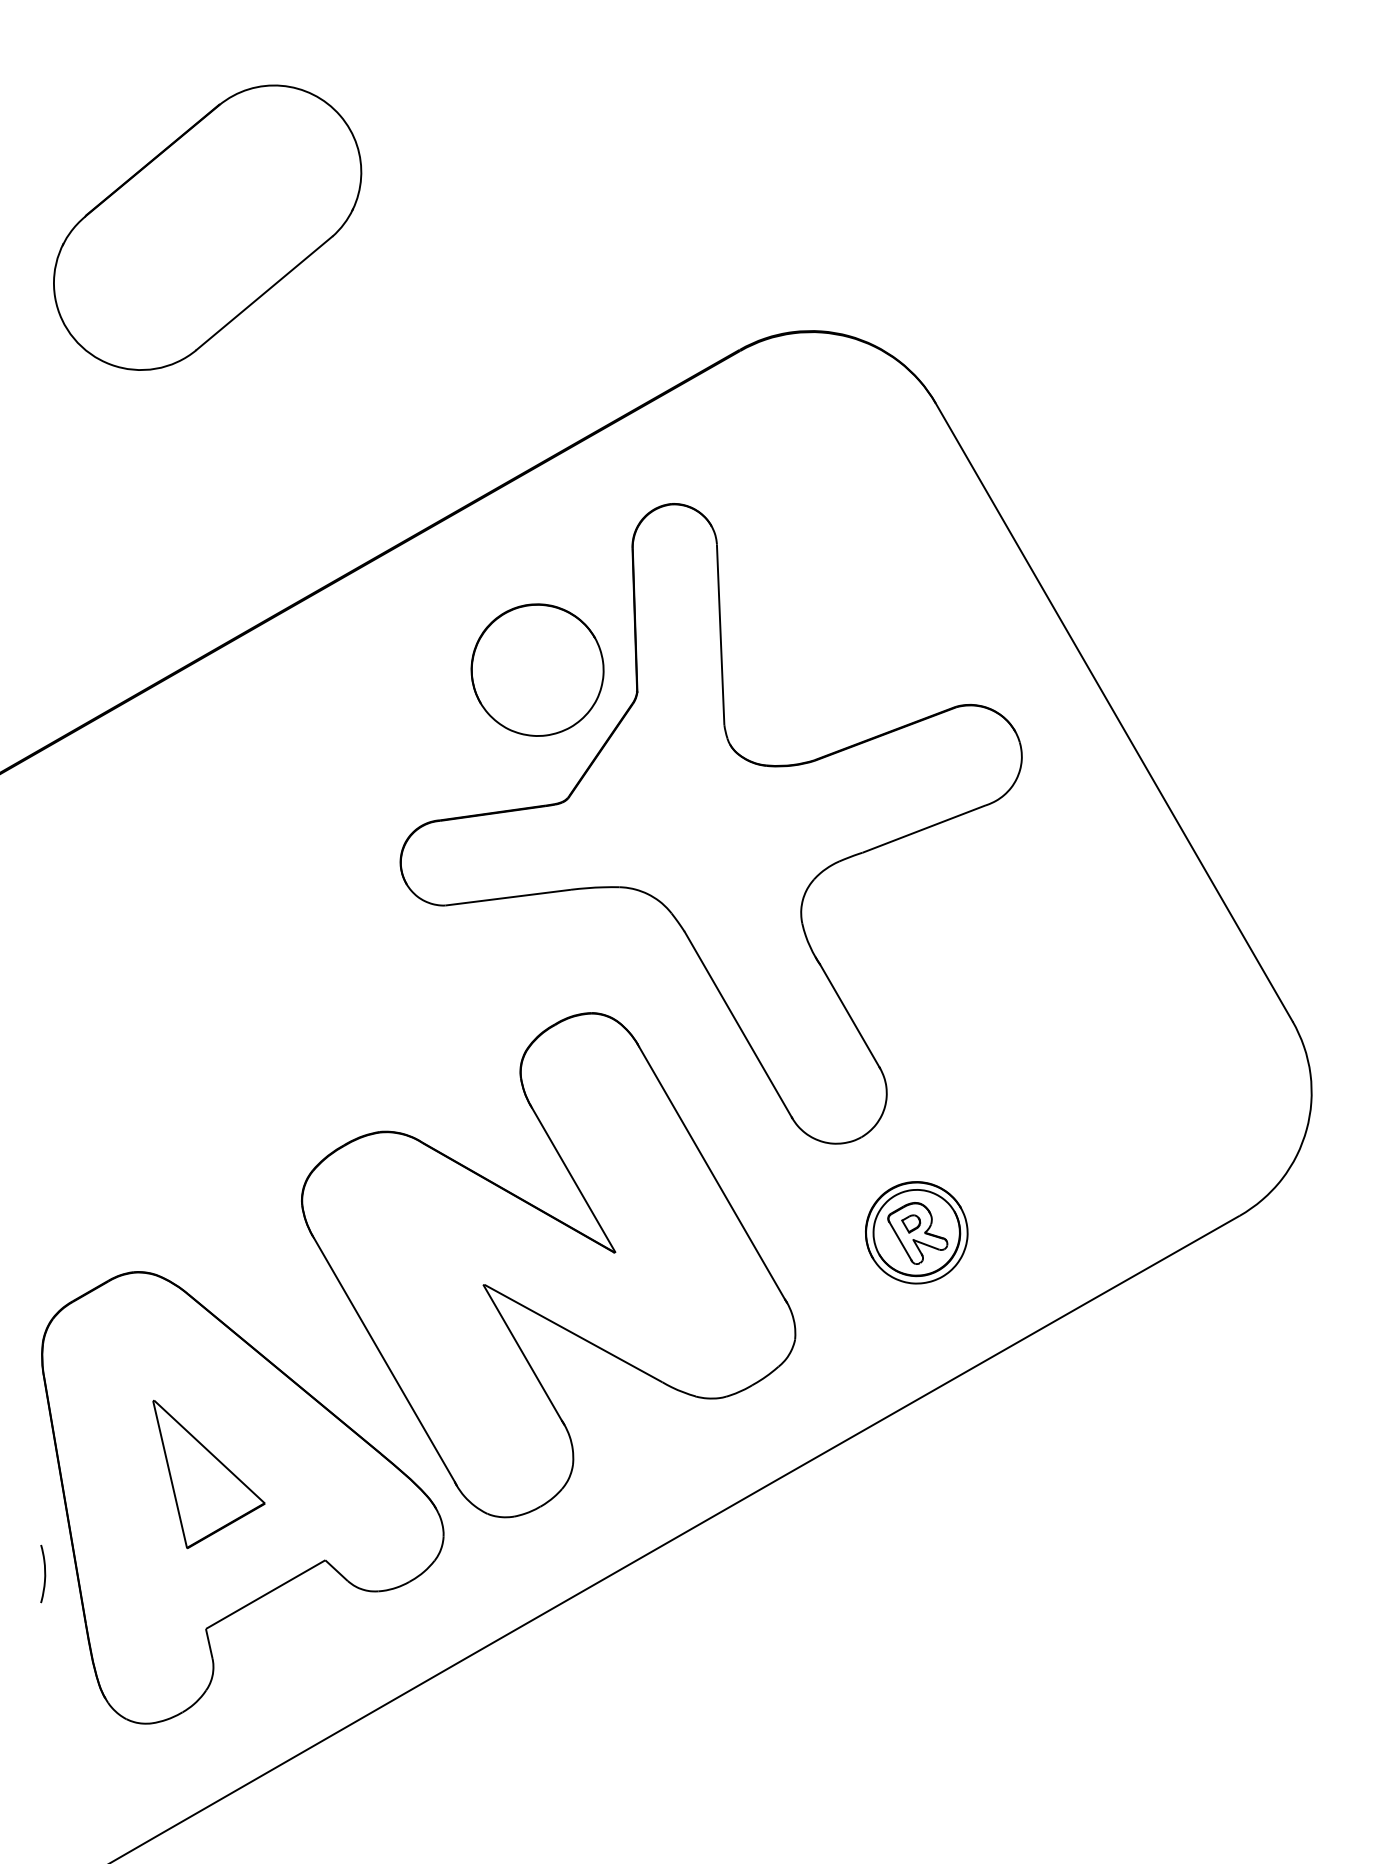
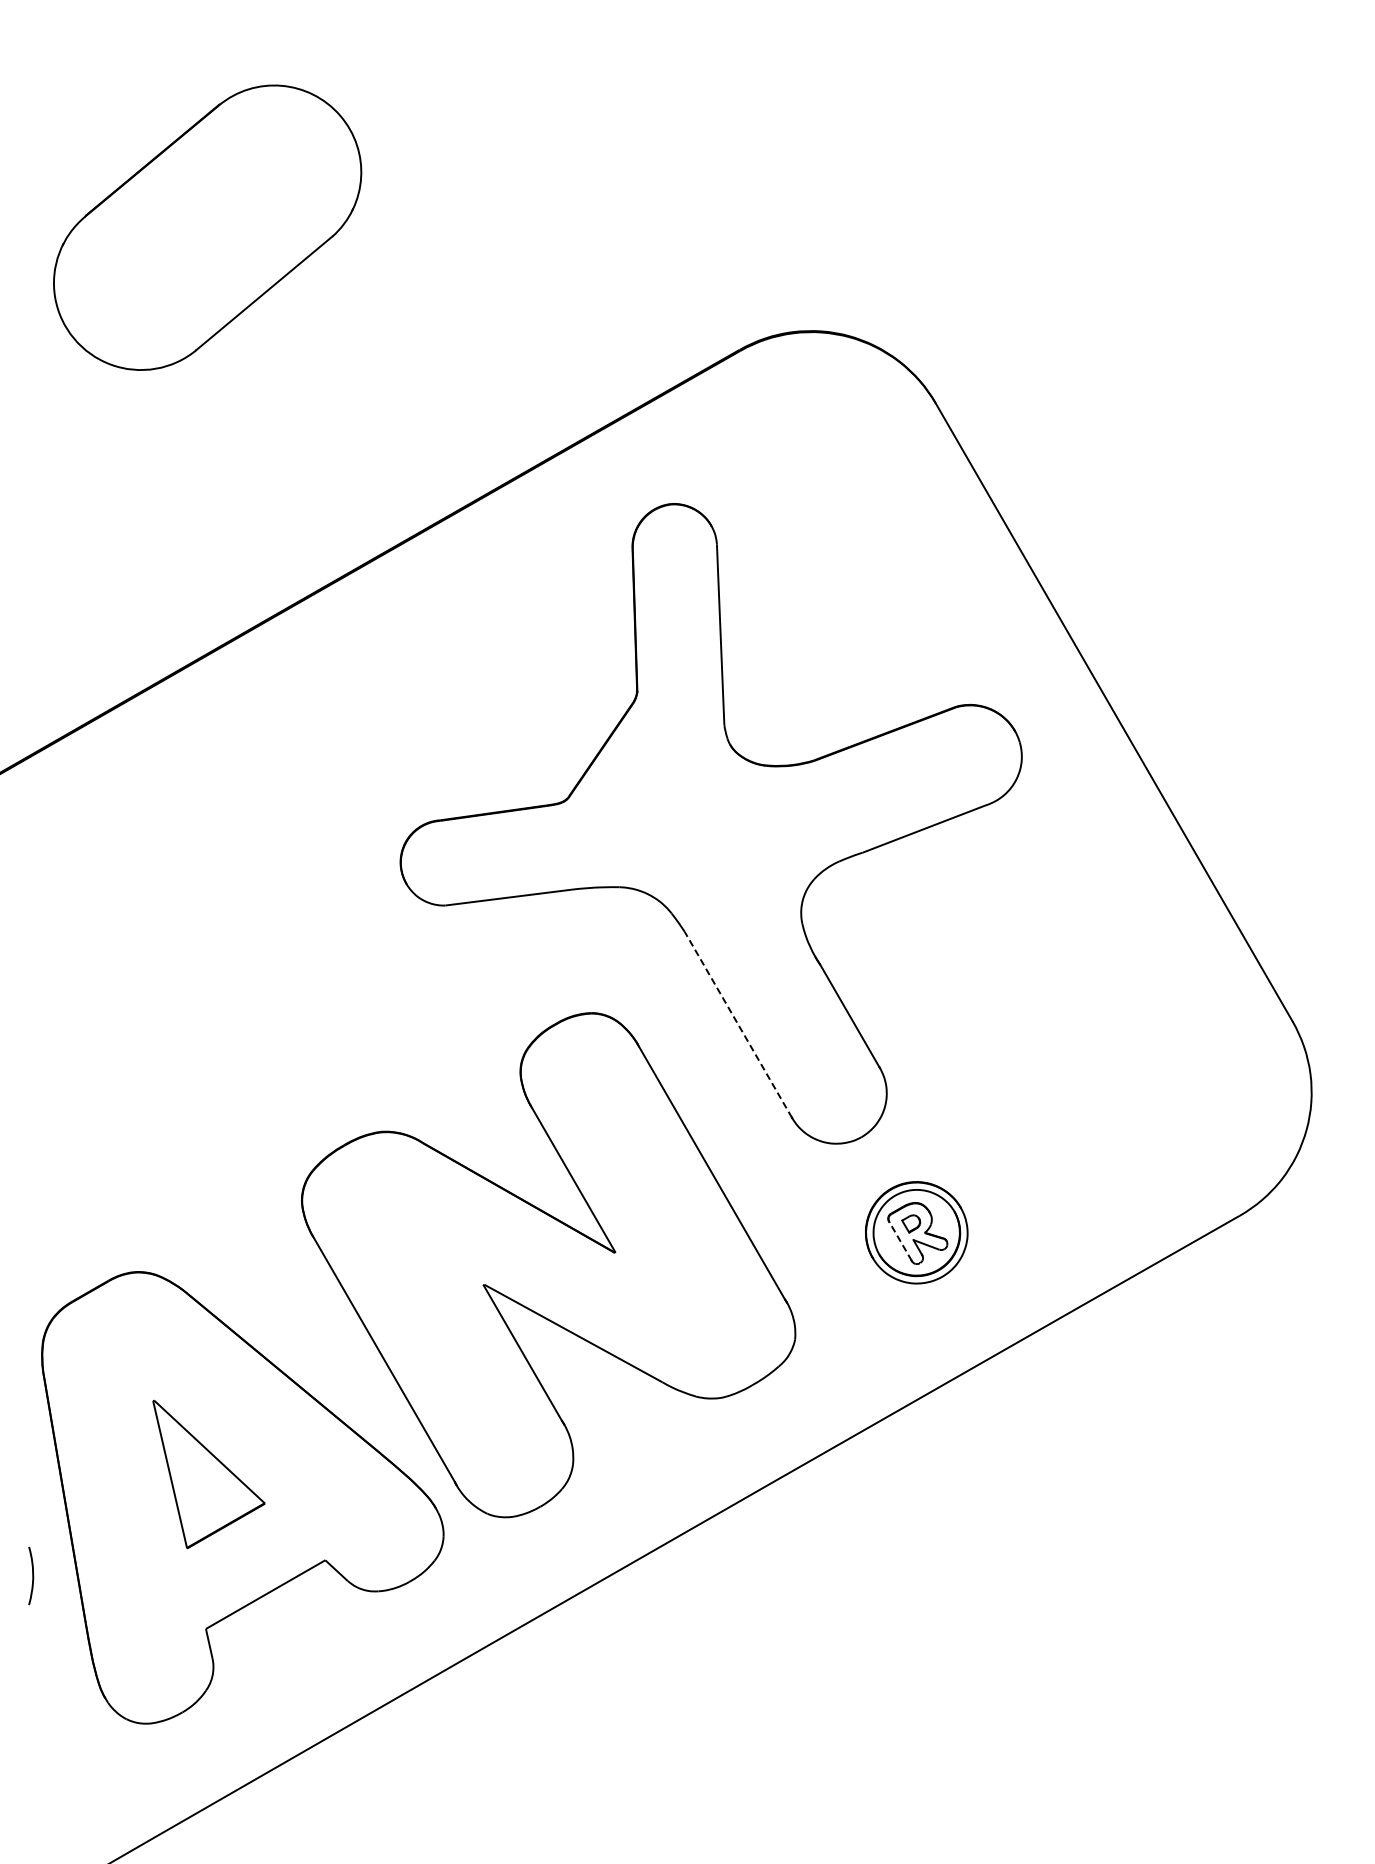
part: present -> none (537, 669)
line: solid -> dashed (738, 1024)
line: solid -> dashed (900, 1241)
curve position: (44, 1573) -> (32, 1575) (32, 1575)
